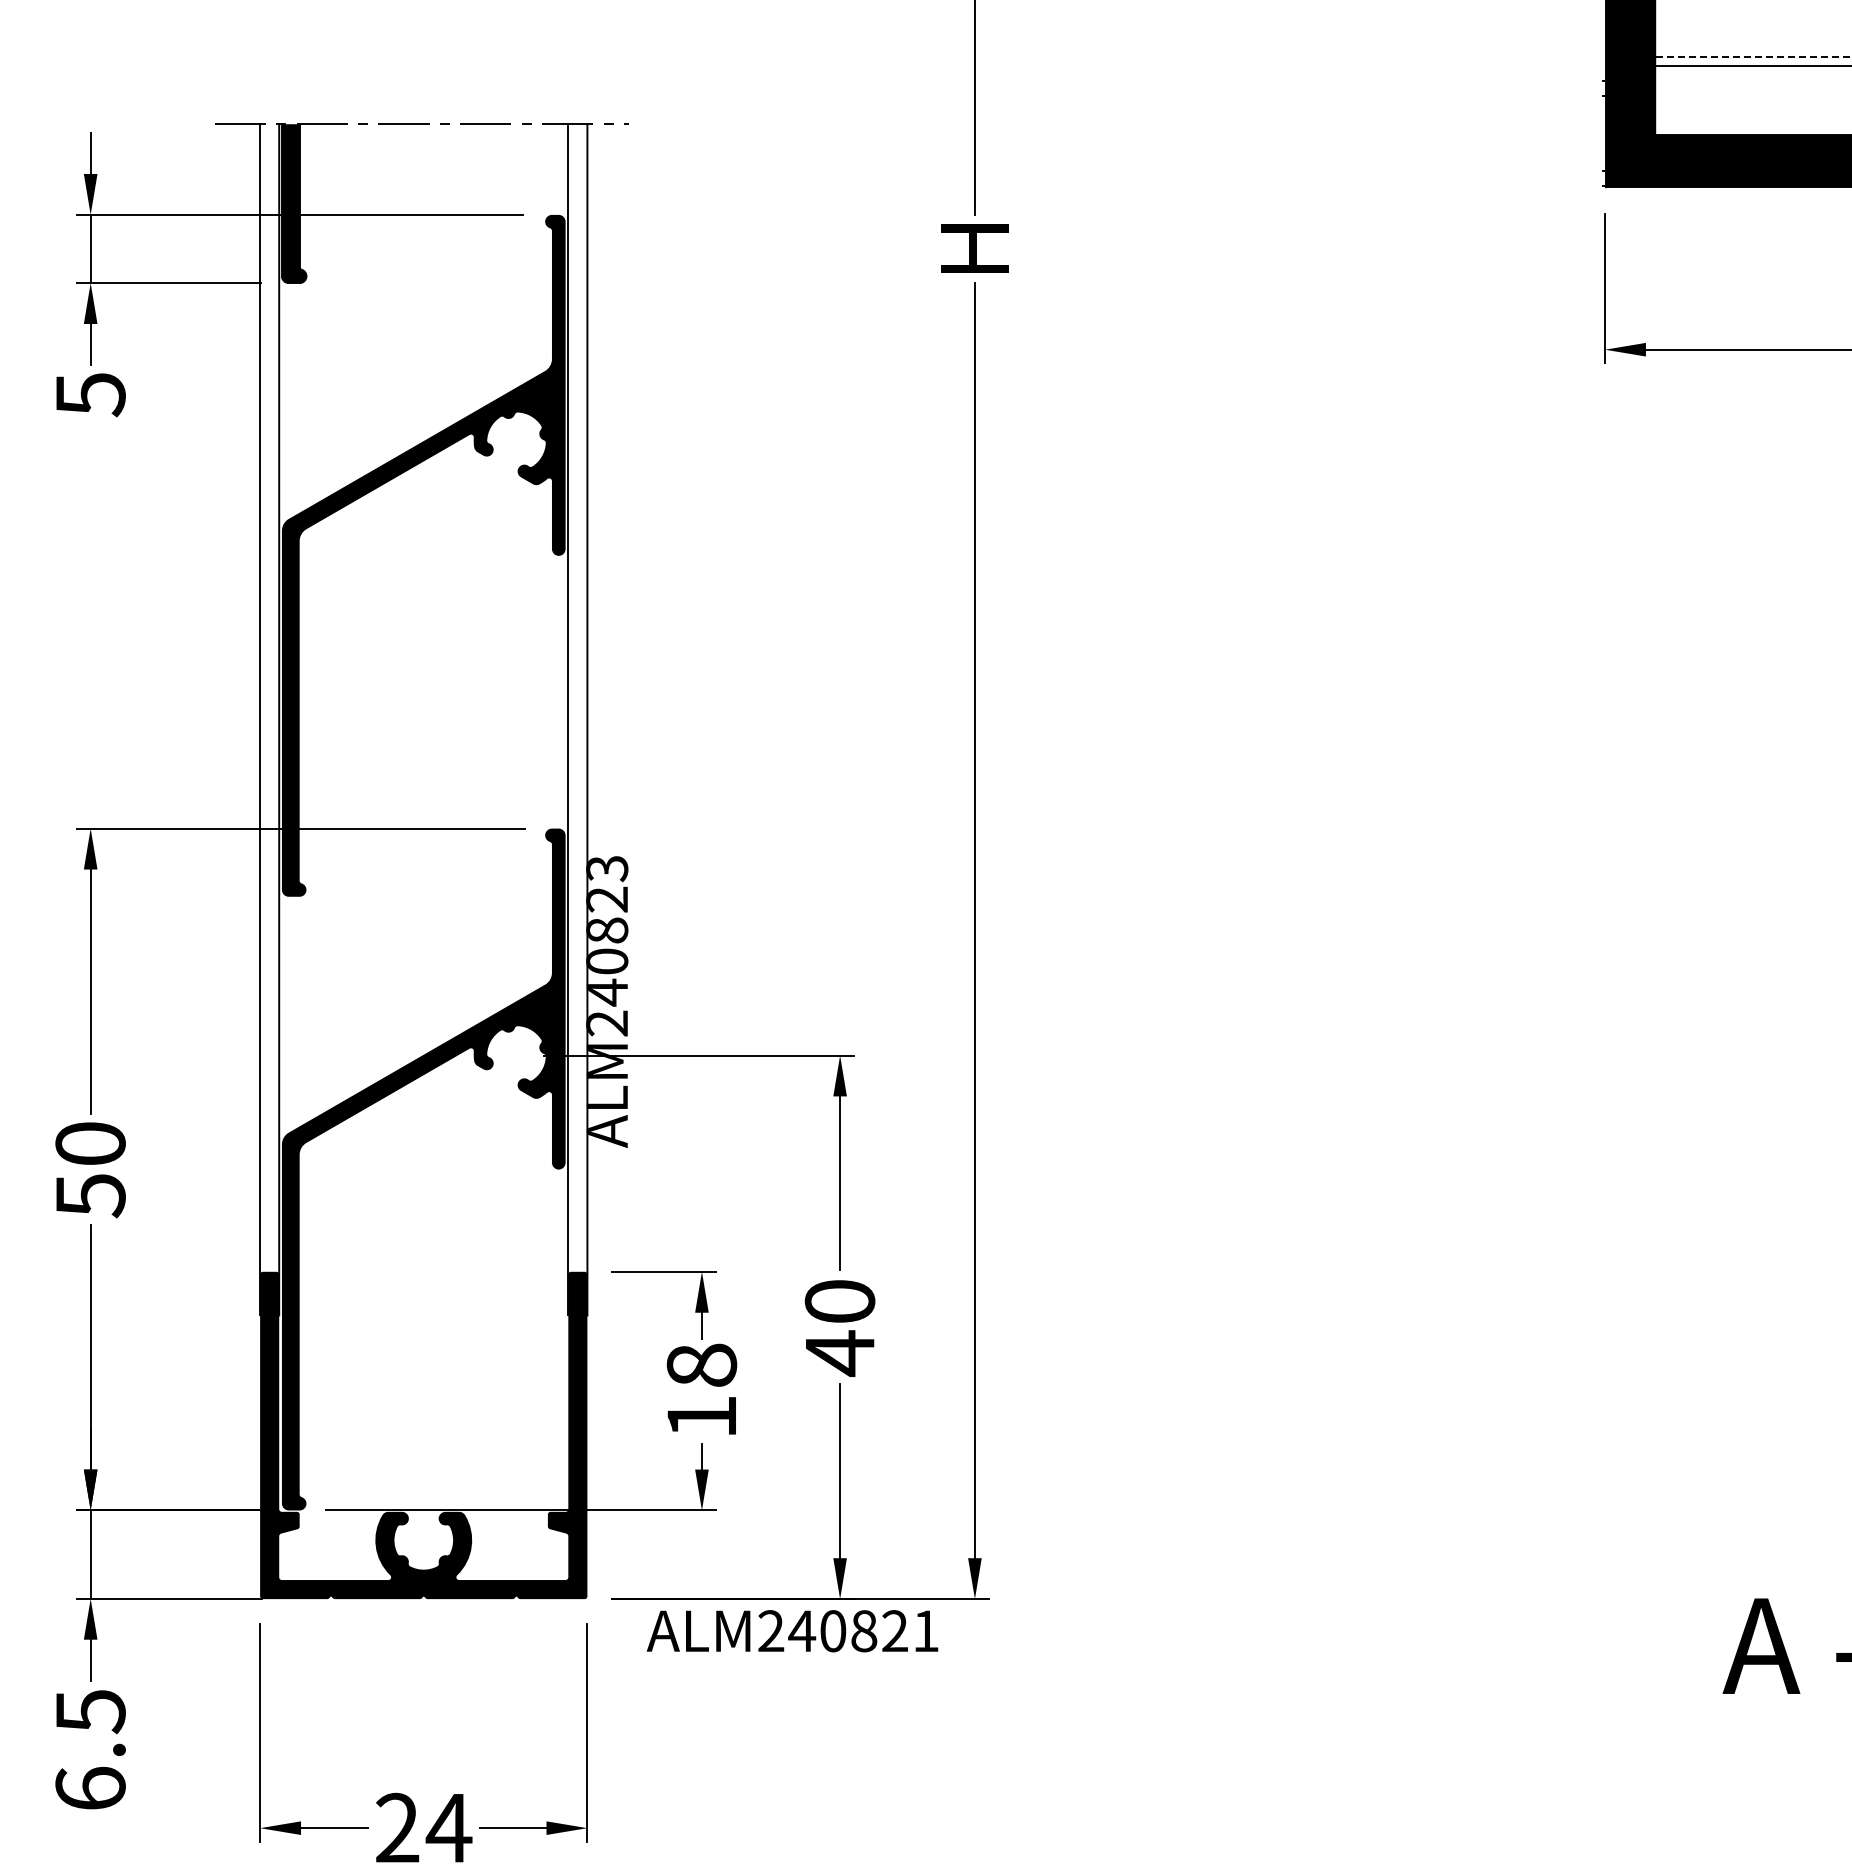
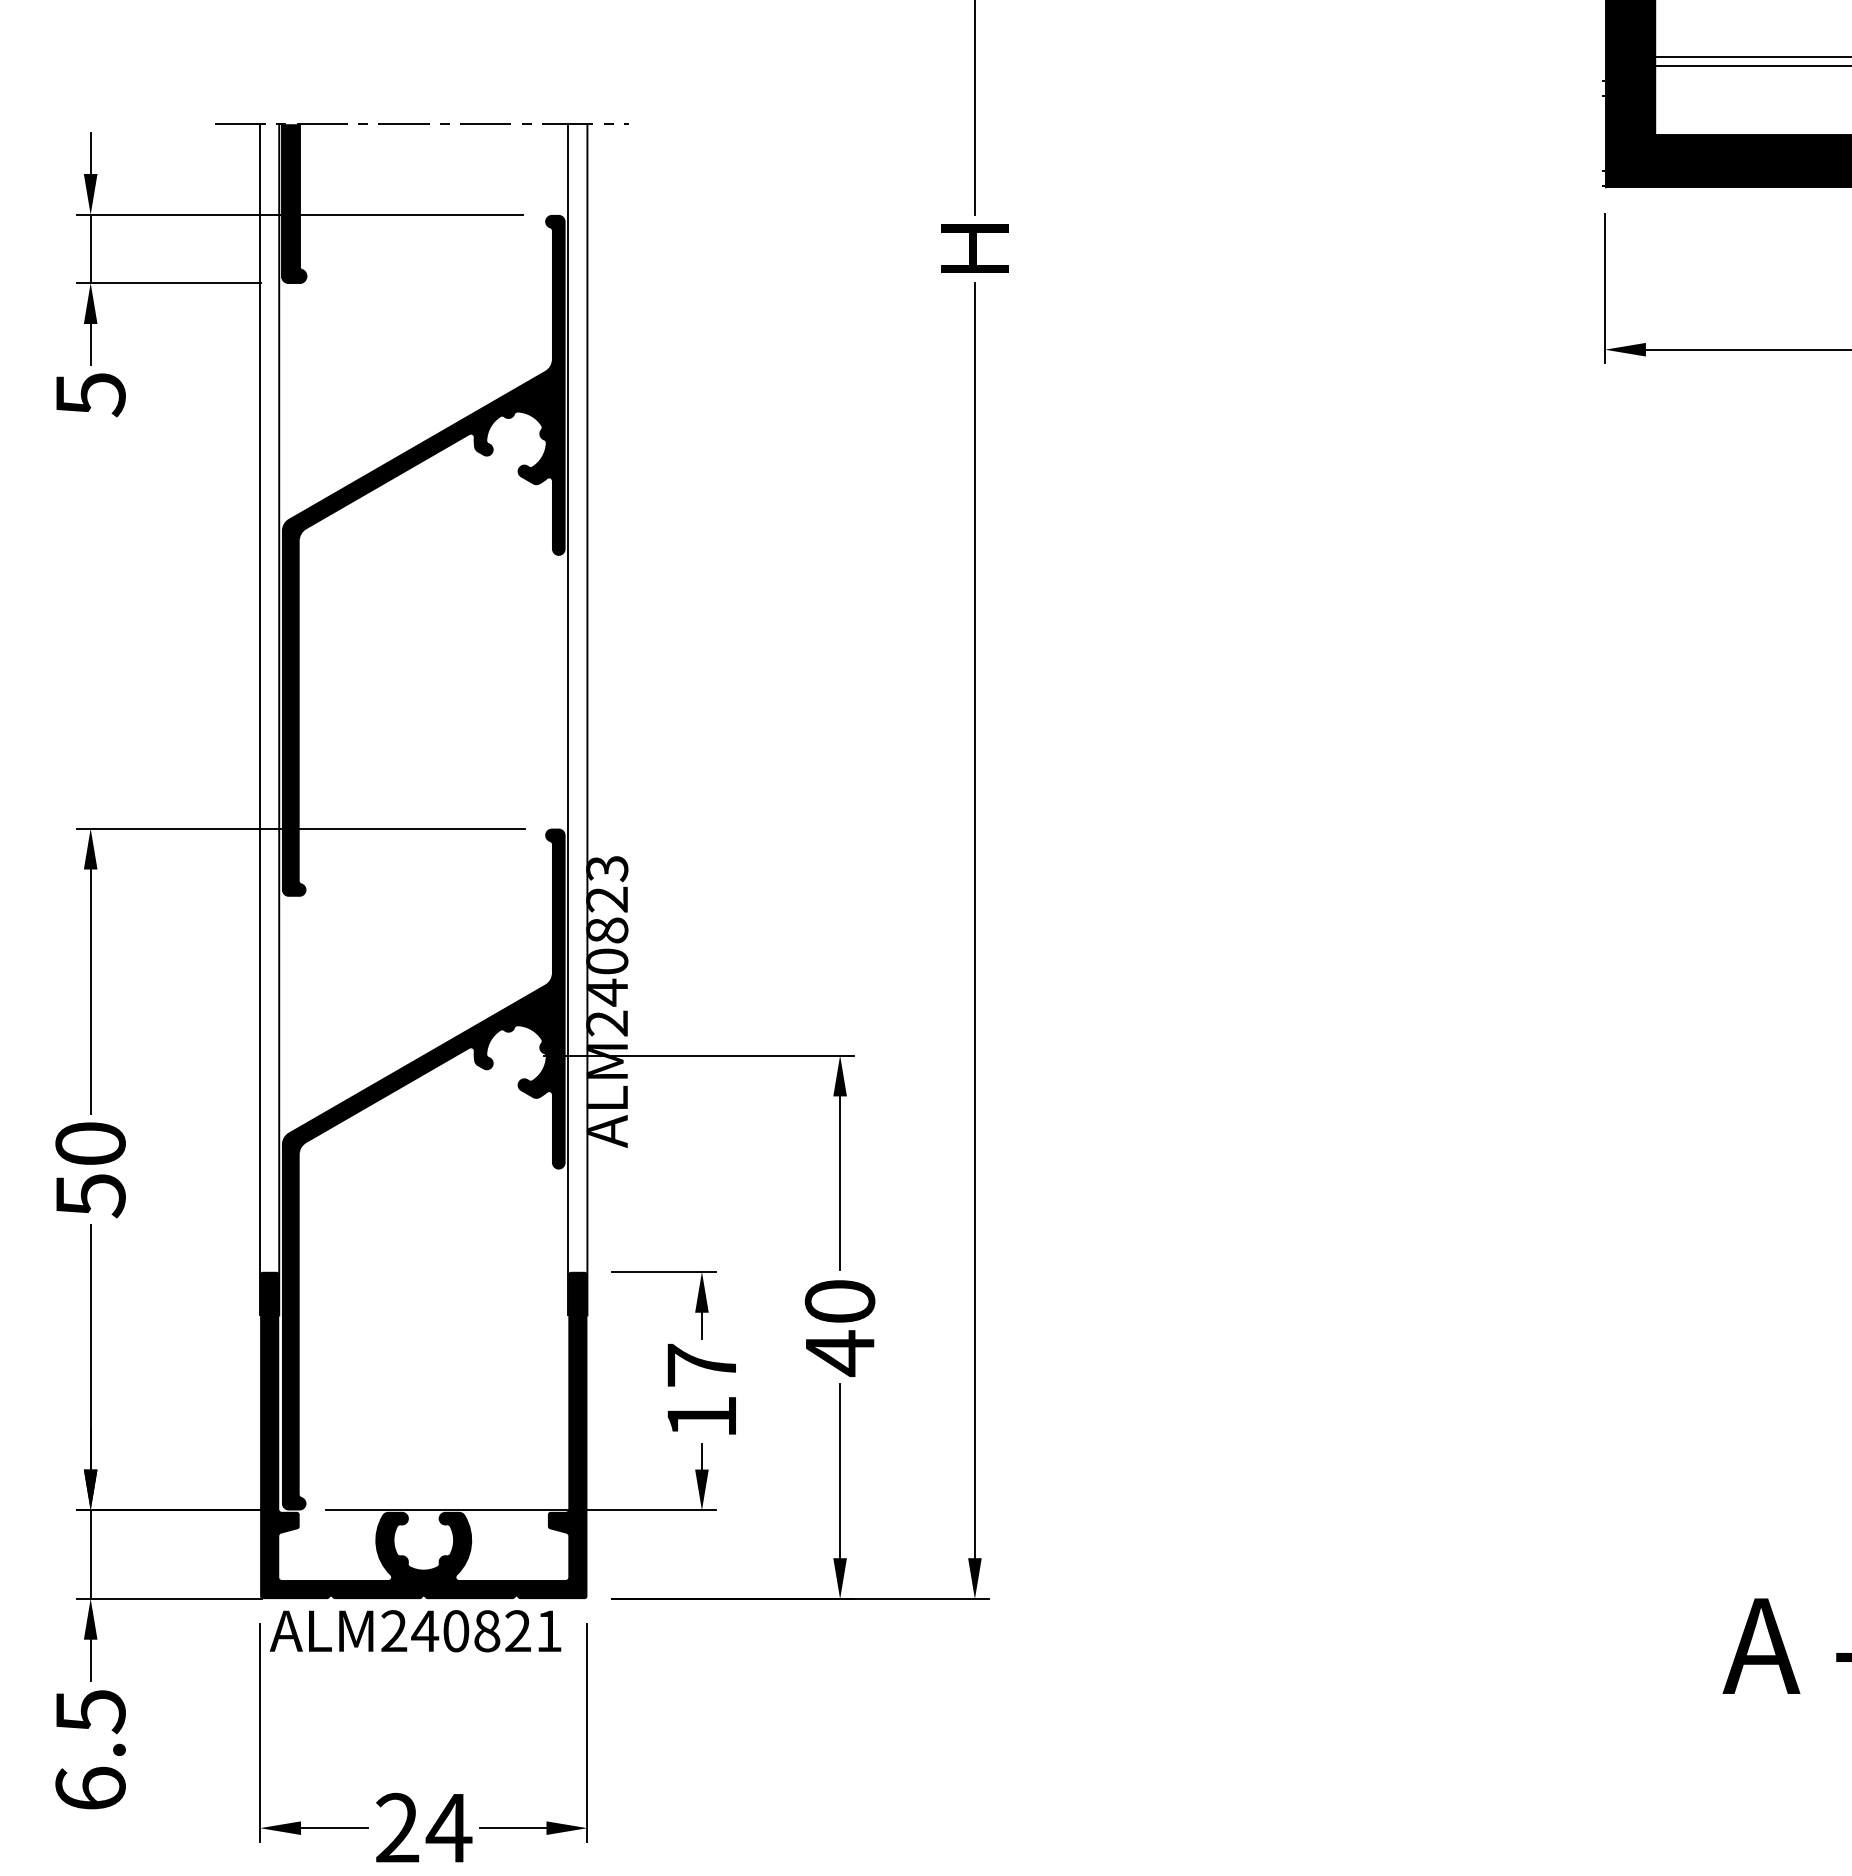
line: dashed -> solid (1754, 56)
text: 18 -> 17 (701, 1364)
text position: (792, 1631) -> (415, 1631) (415, 1631)
